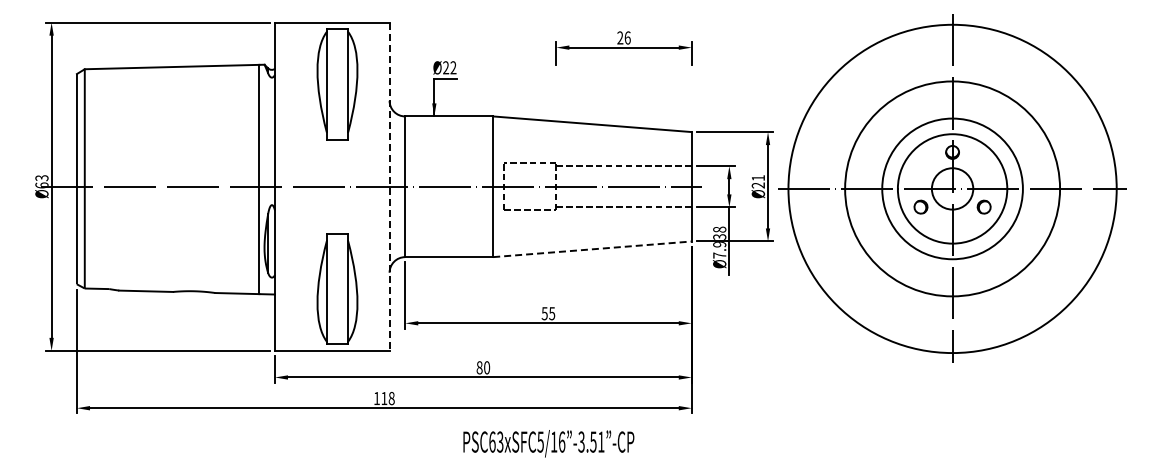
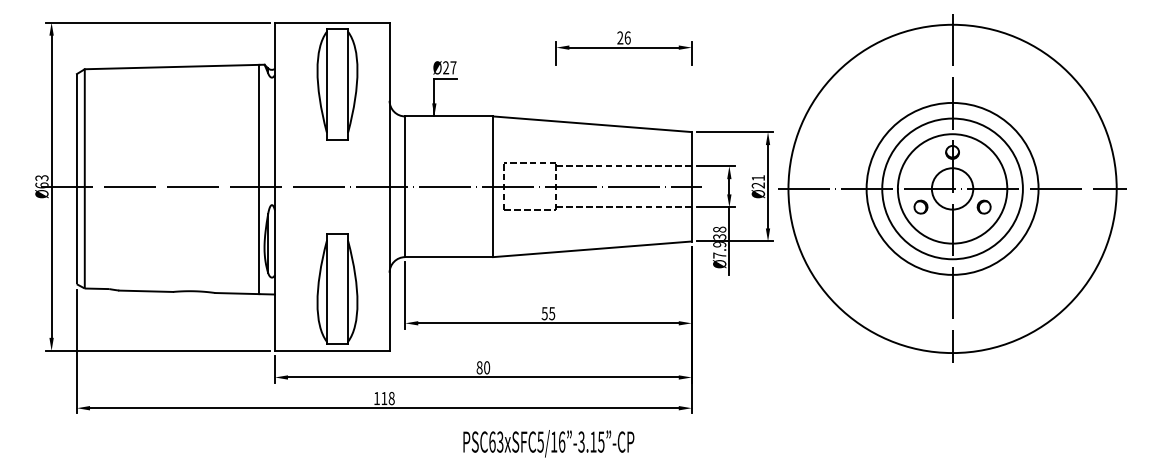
text: Ø22 -> Ø27 (453, 67)
line: dashed -> solid (389, 187)
circle diameter: 215 px -> 172 px (952, 188)
line: dashed -> solid (592, 249)
text: -3.51 -> -3.15 (597, 441)
